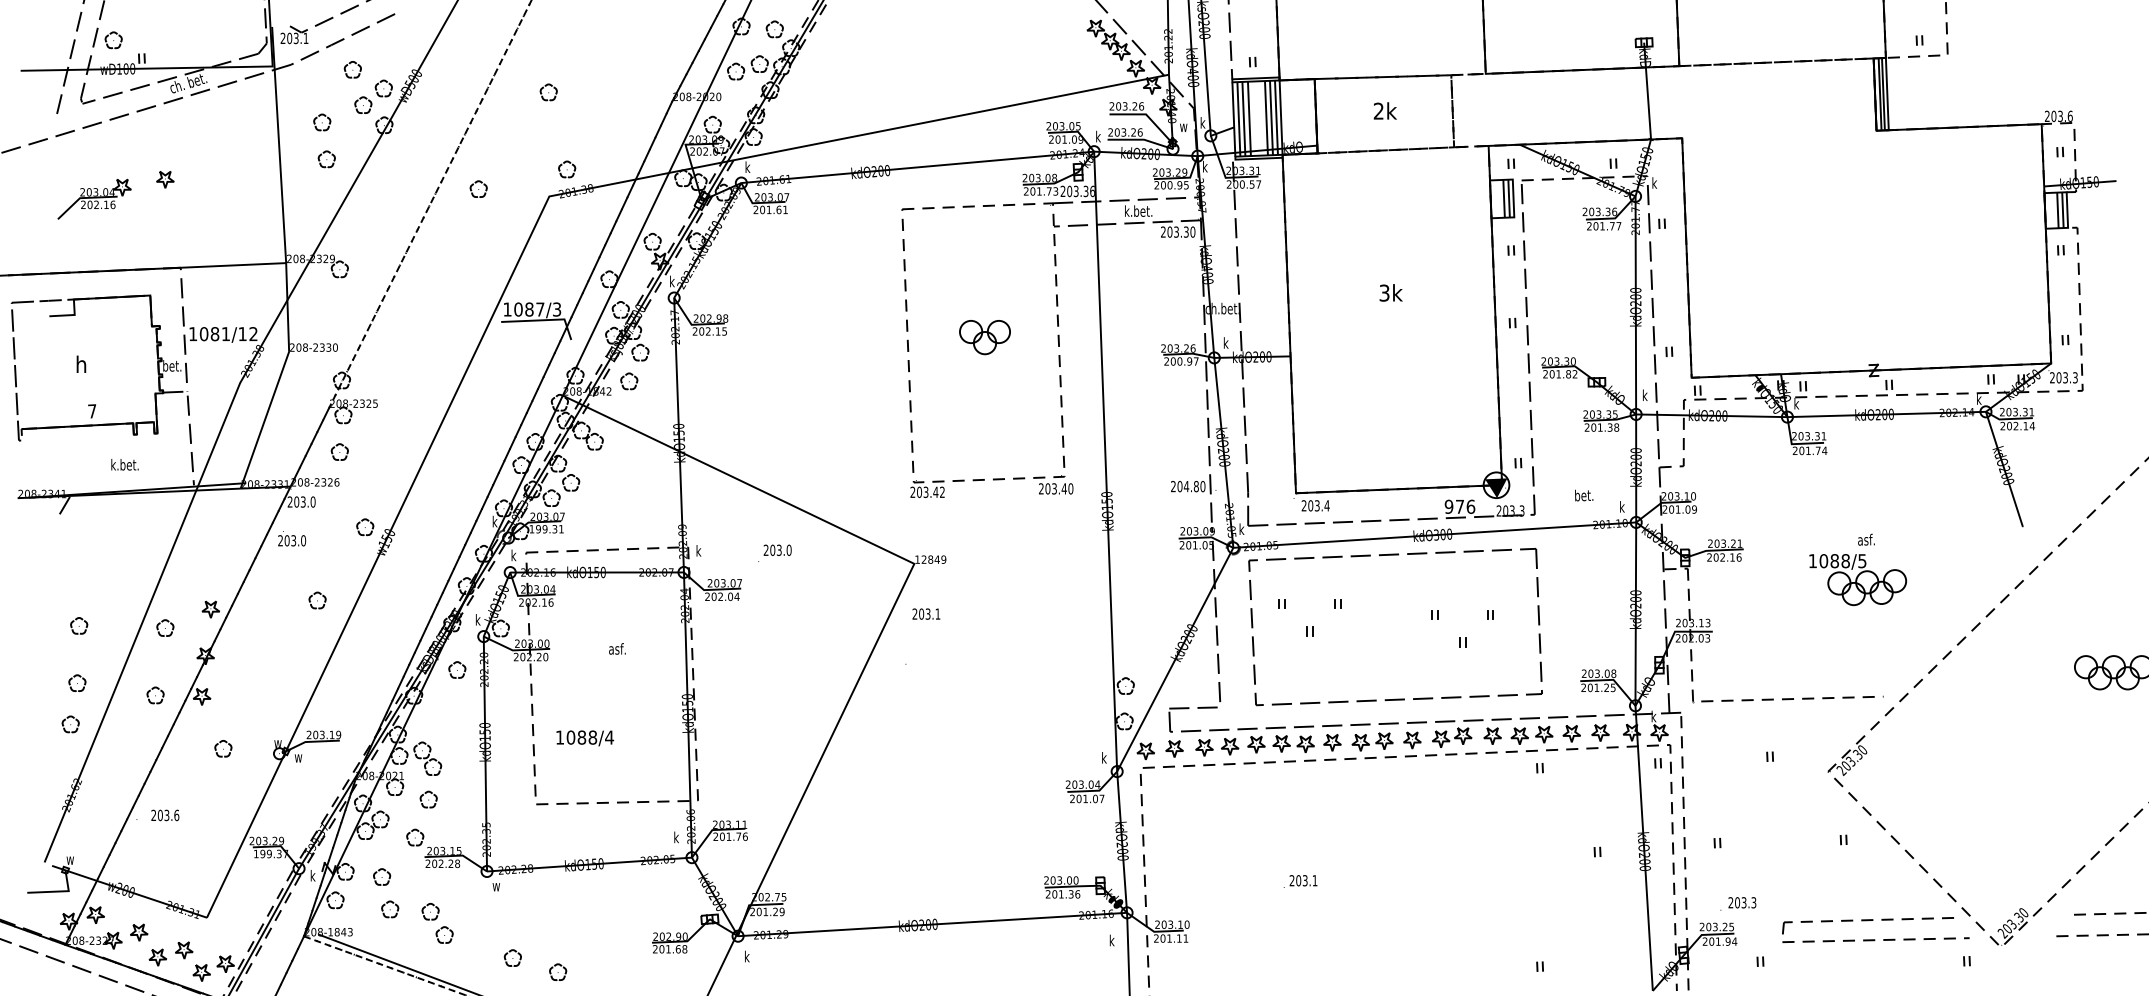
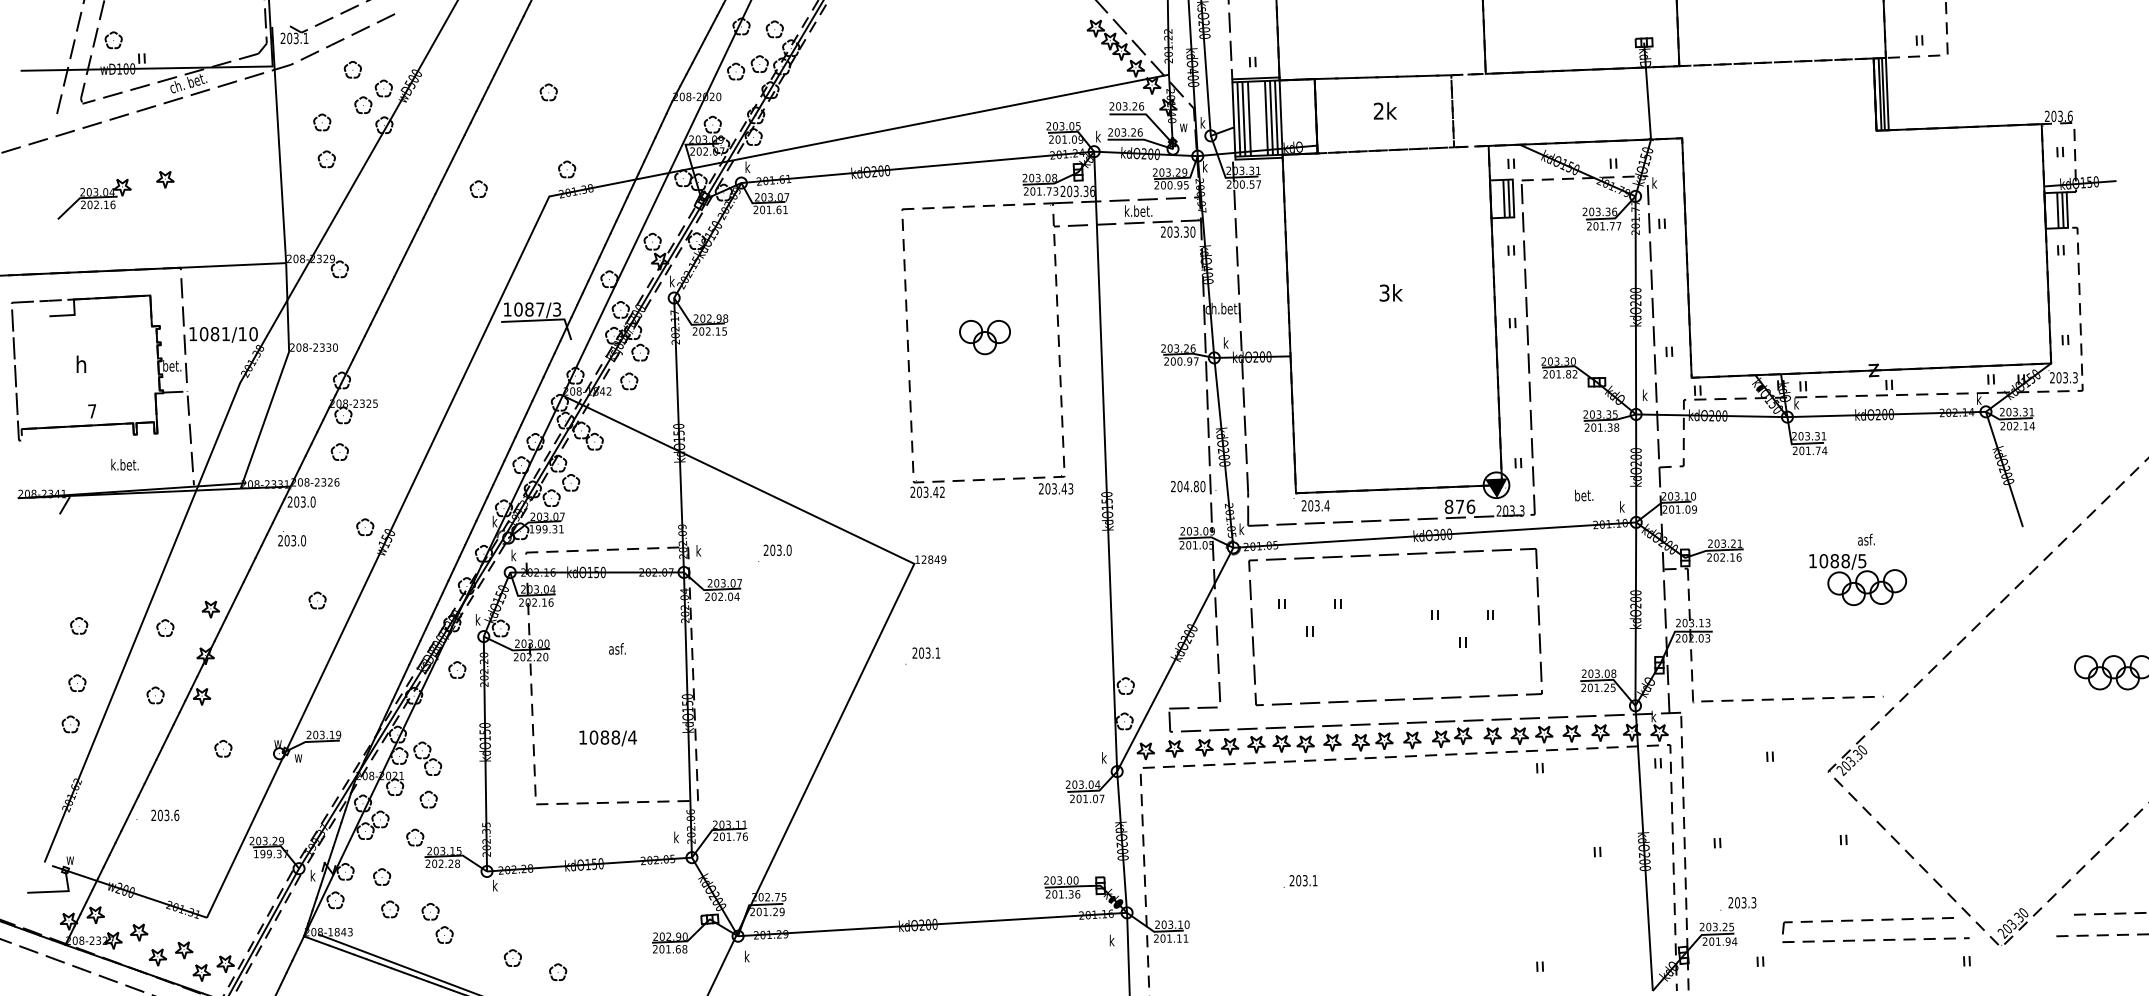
line: dashed -> solid (430, 204)
text: 1081/12 -> 1081/10 (253, 334)
text: 203.40 -> 203.43 (1070, 488)
text: 976 -> 876 (1448, 506)
text position: (926, 613) -> (926, 652) (926, 652)
text position: (585, 738) -> (608, 738) (608, 738)
text: w -> k (495, 885)
line: dashed -> solid (385, 966)
